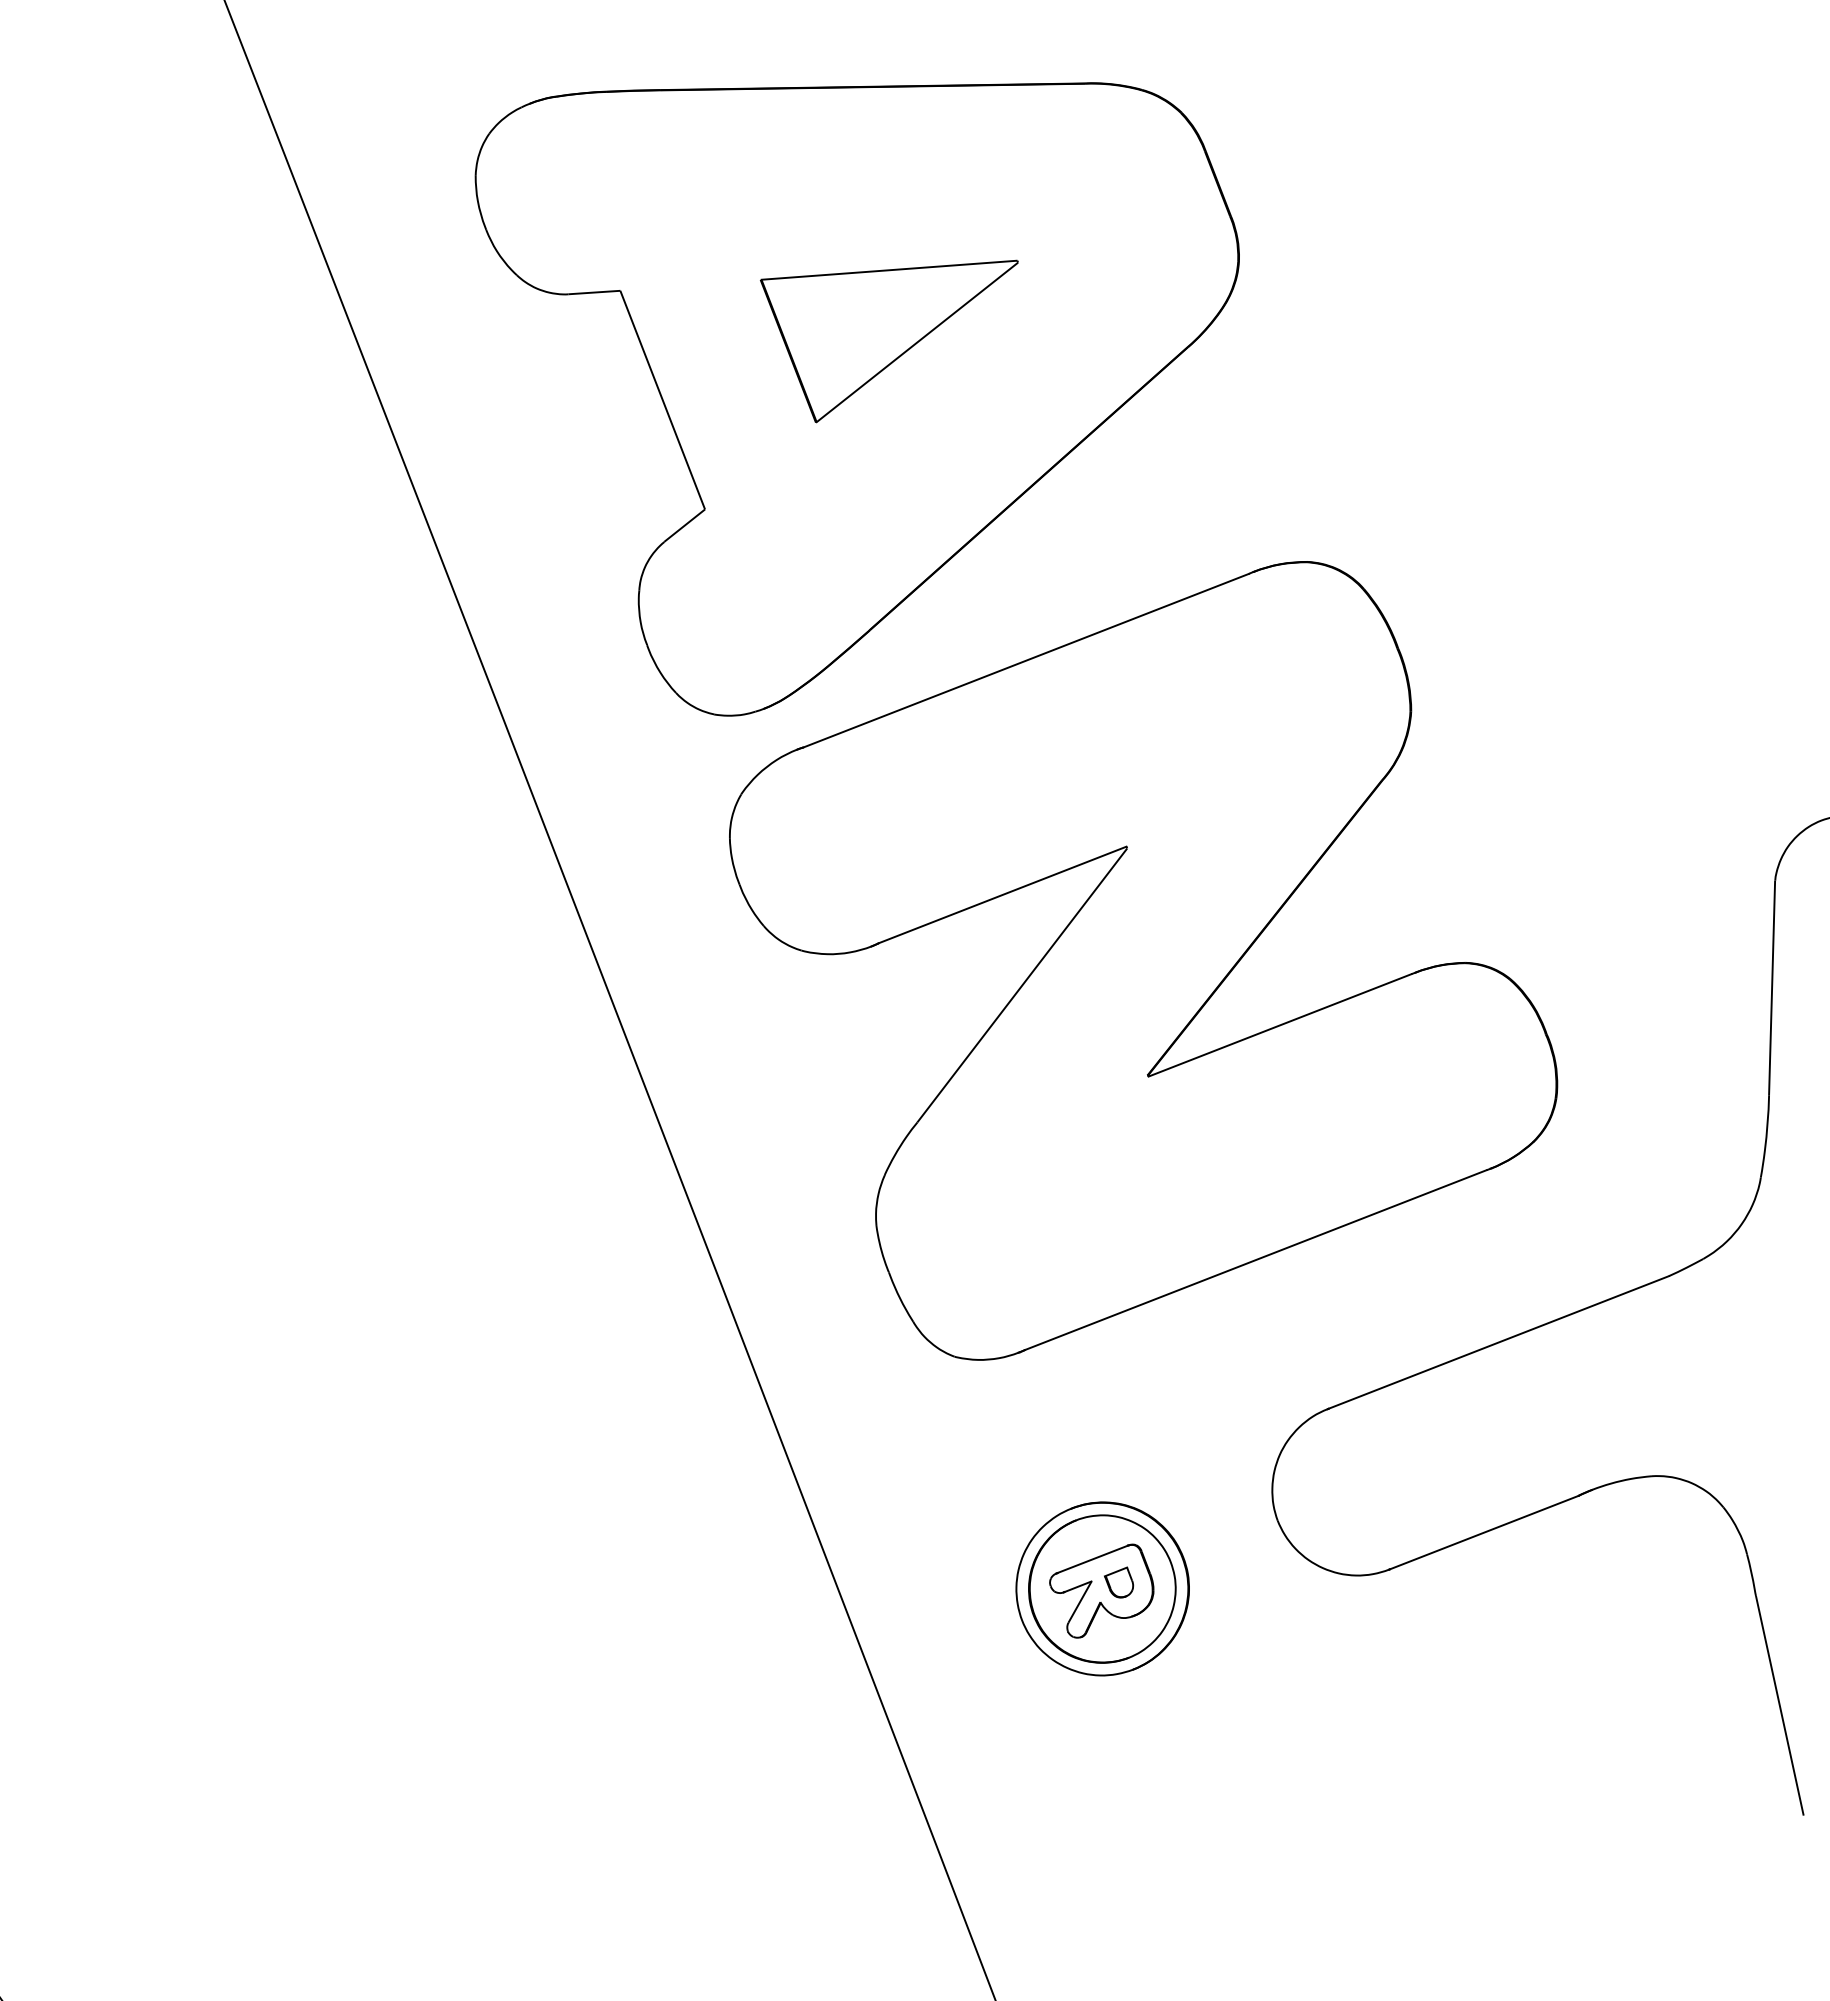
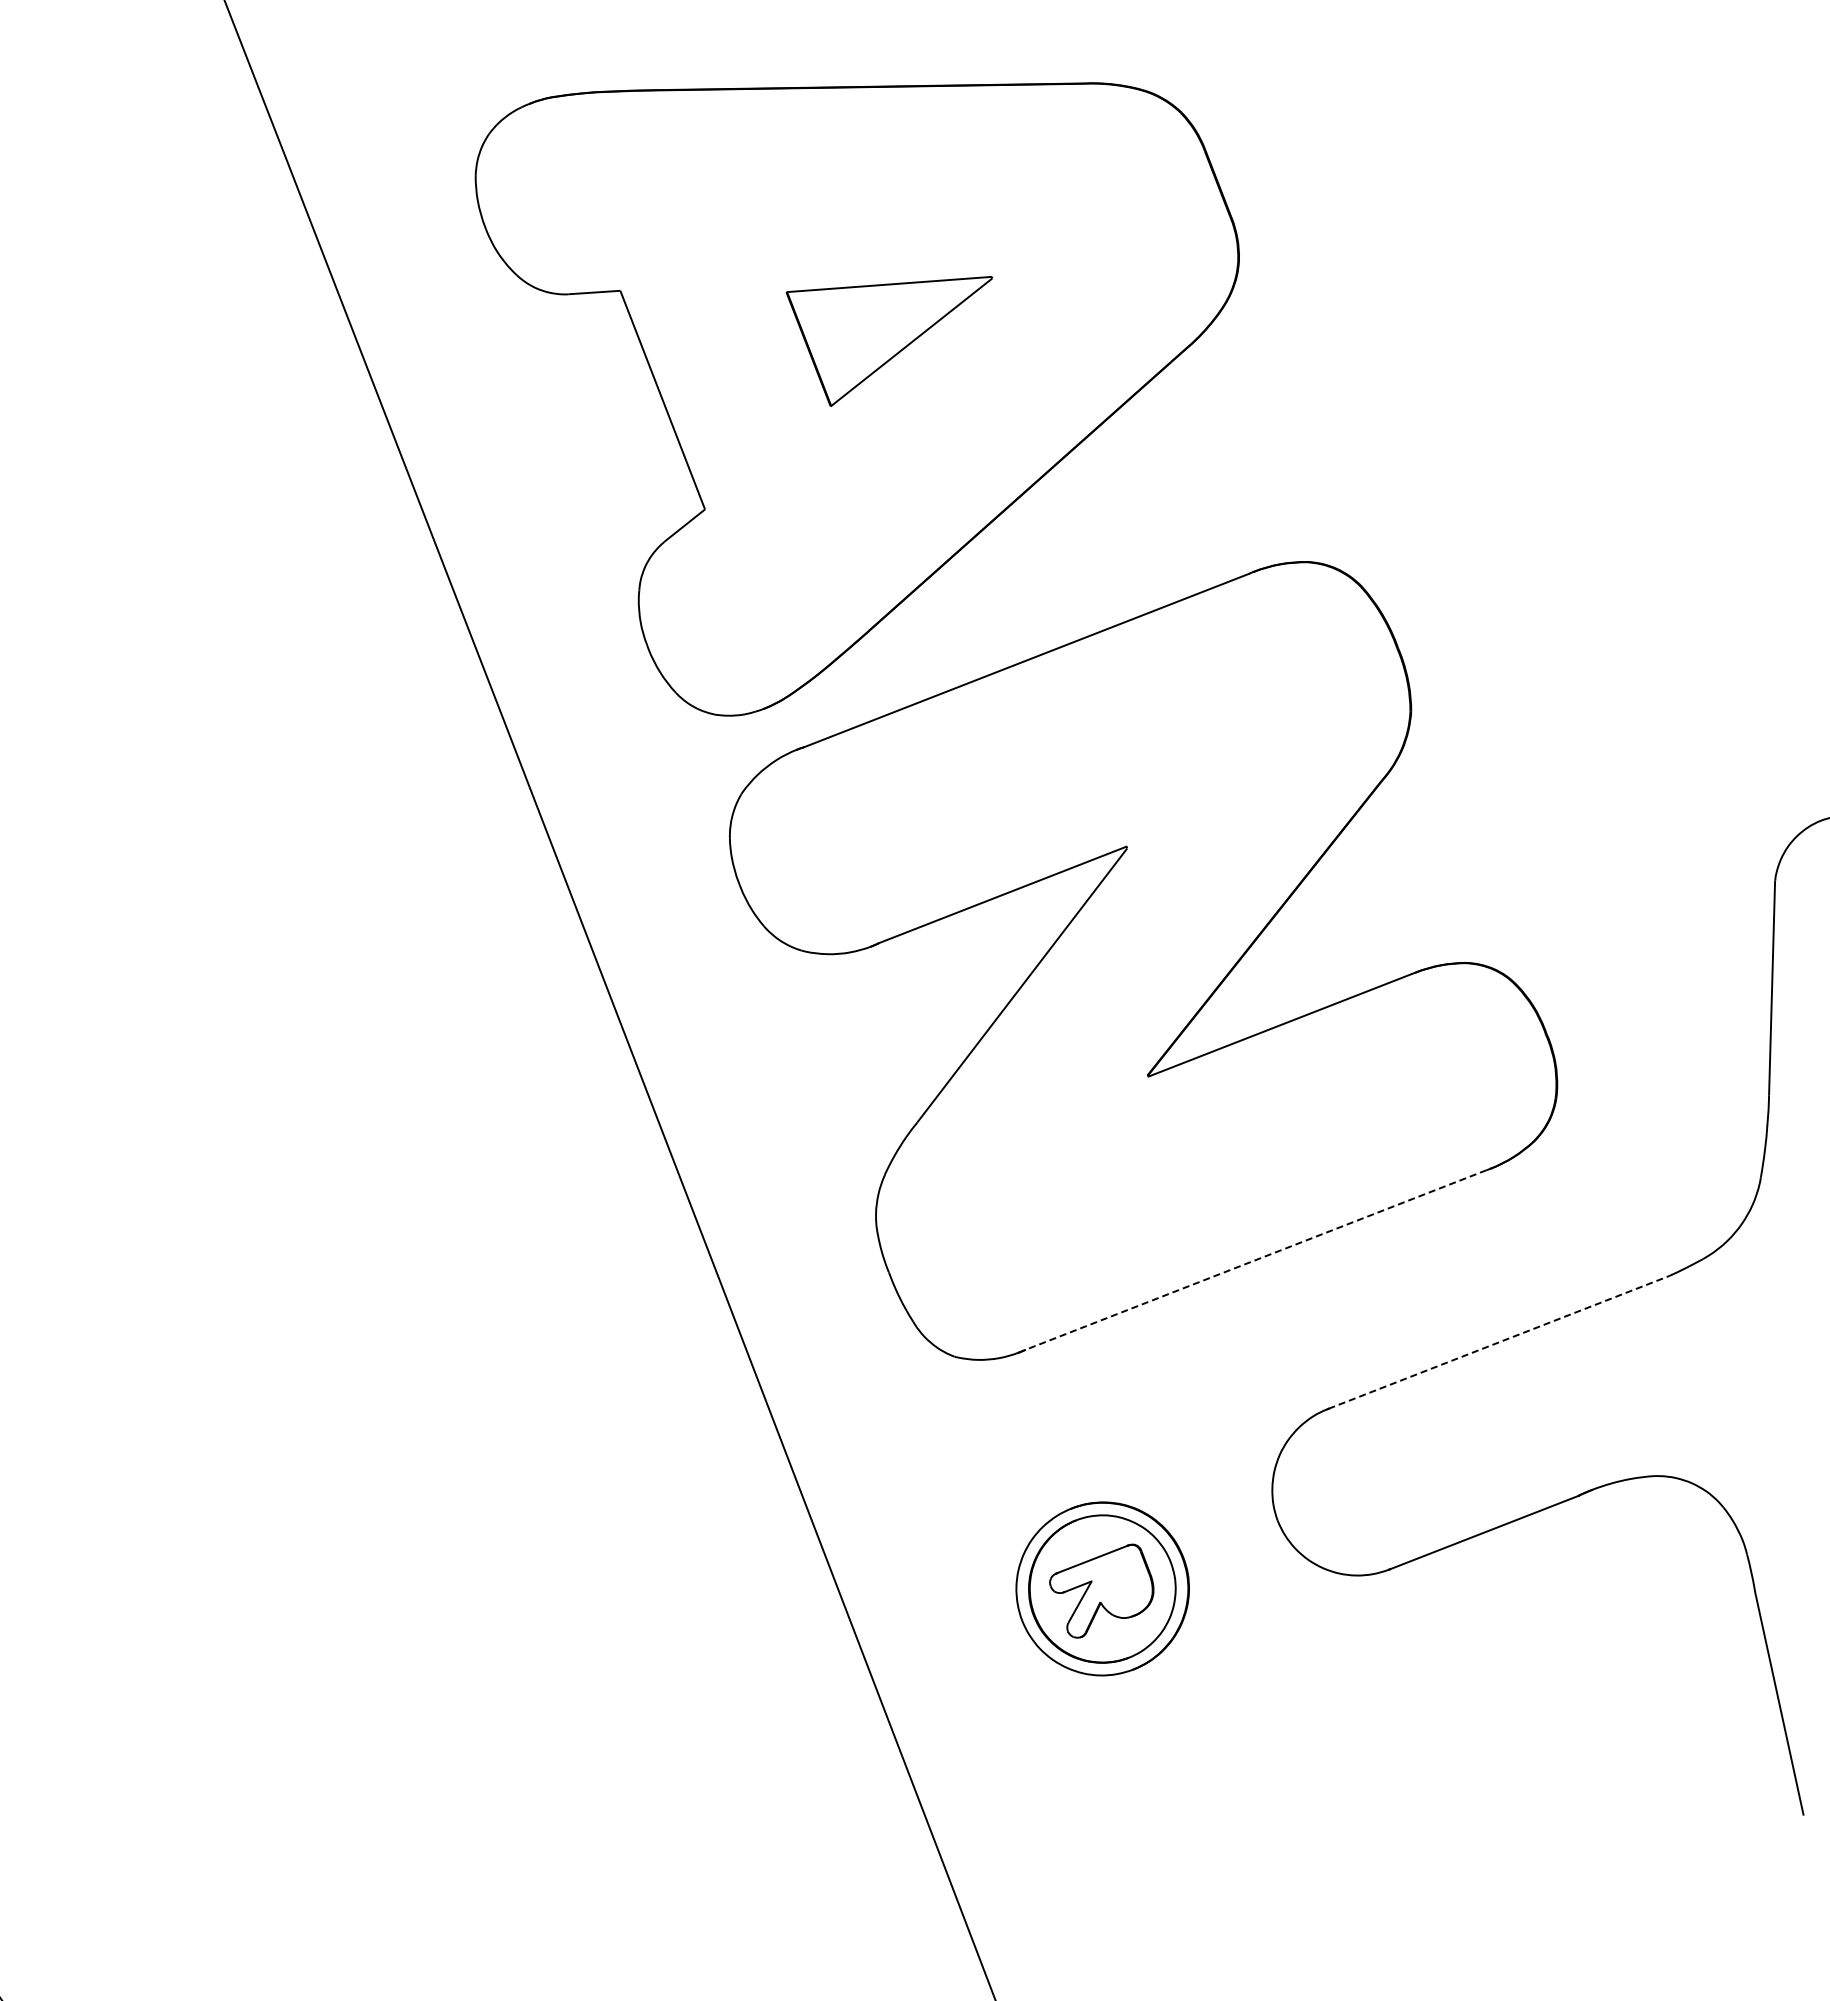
part size: 259x165 px -> 209x131 px (889, 341)
line: solid -> dashed (1255, 1260)
line: solid -> dashed (1498, 1342)
part: present -> none (1119, 1582)
